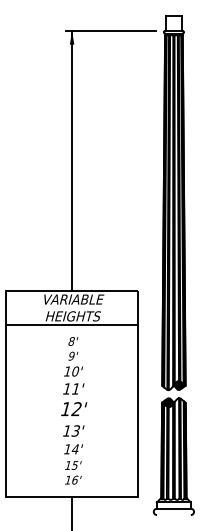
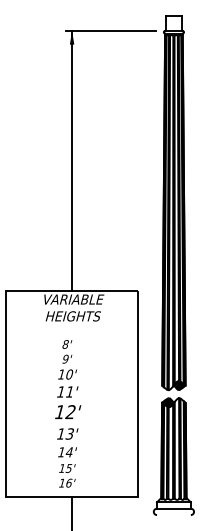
line: present -> none (71, 324)
text position: (74, 410) -> (68, 413) (68, 413)
